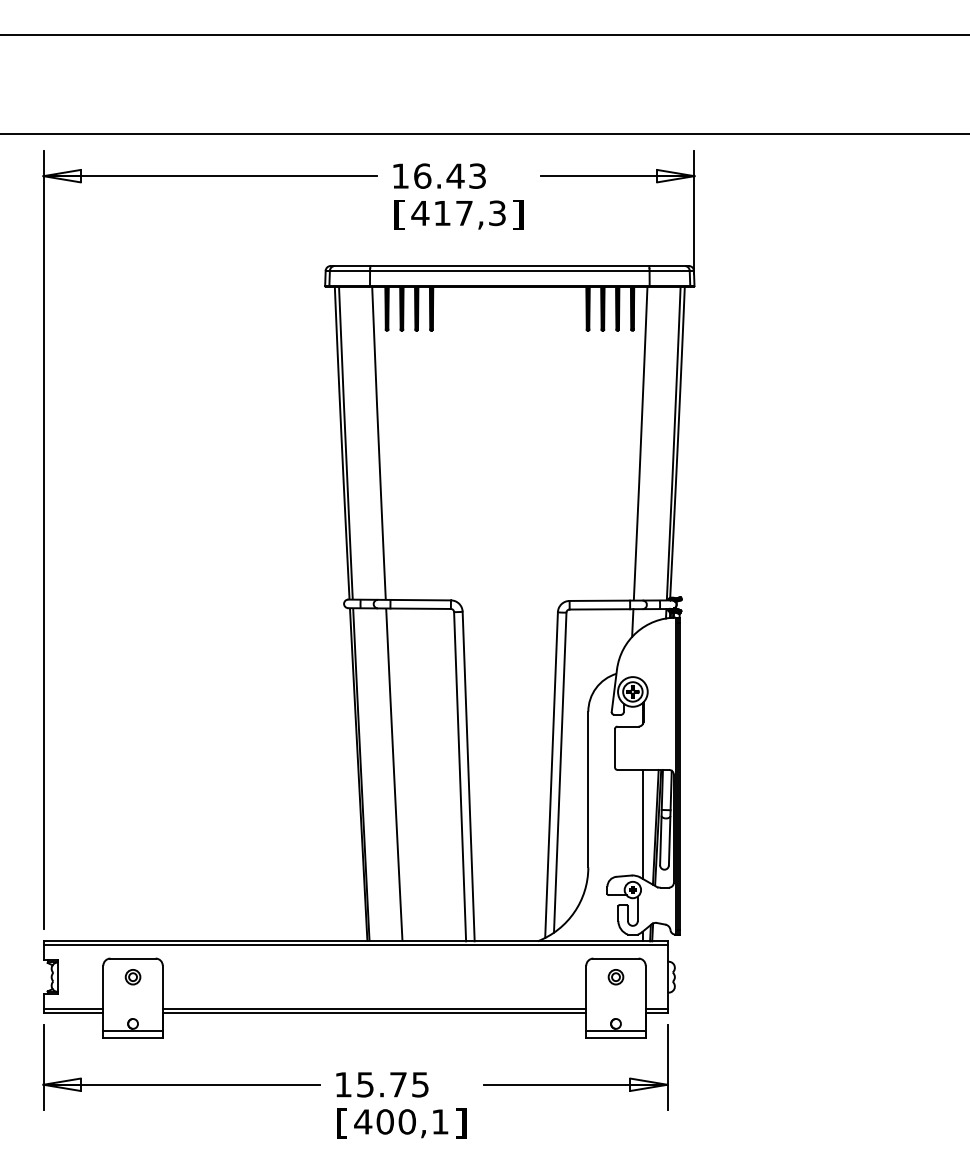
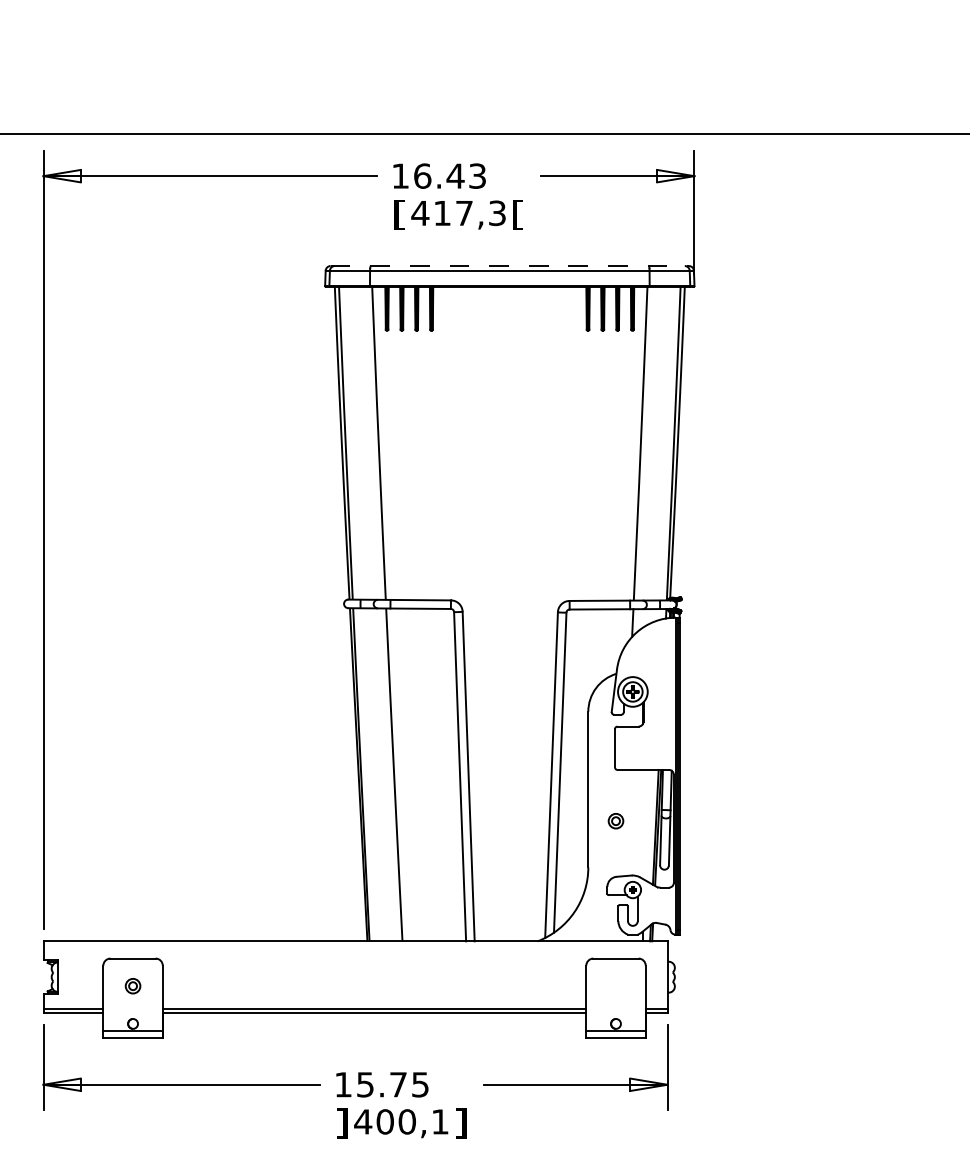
line: present -> none (484, 35)
text: ] -> [ (518, 214)
line: solid -> dashed (510, 266)
line: present -> none (642, 823)
line: present -> none (355, 945)
part position: (132, 977) -> (132, 986) (132, 986)
part position: (615, 977) -> (615, 821) (615, 821)
text: [ -> ] (342, 1123)
